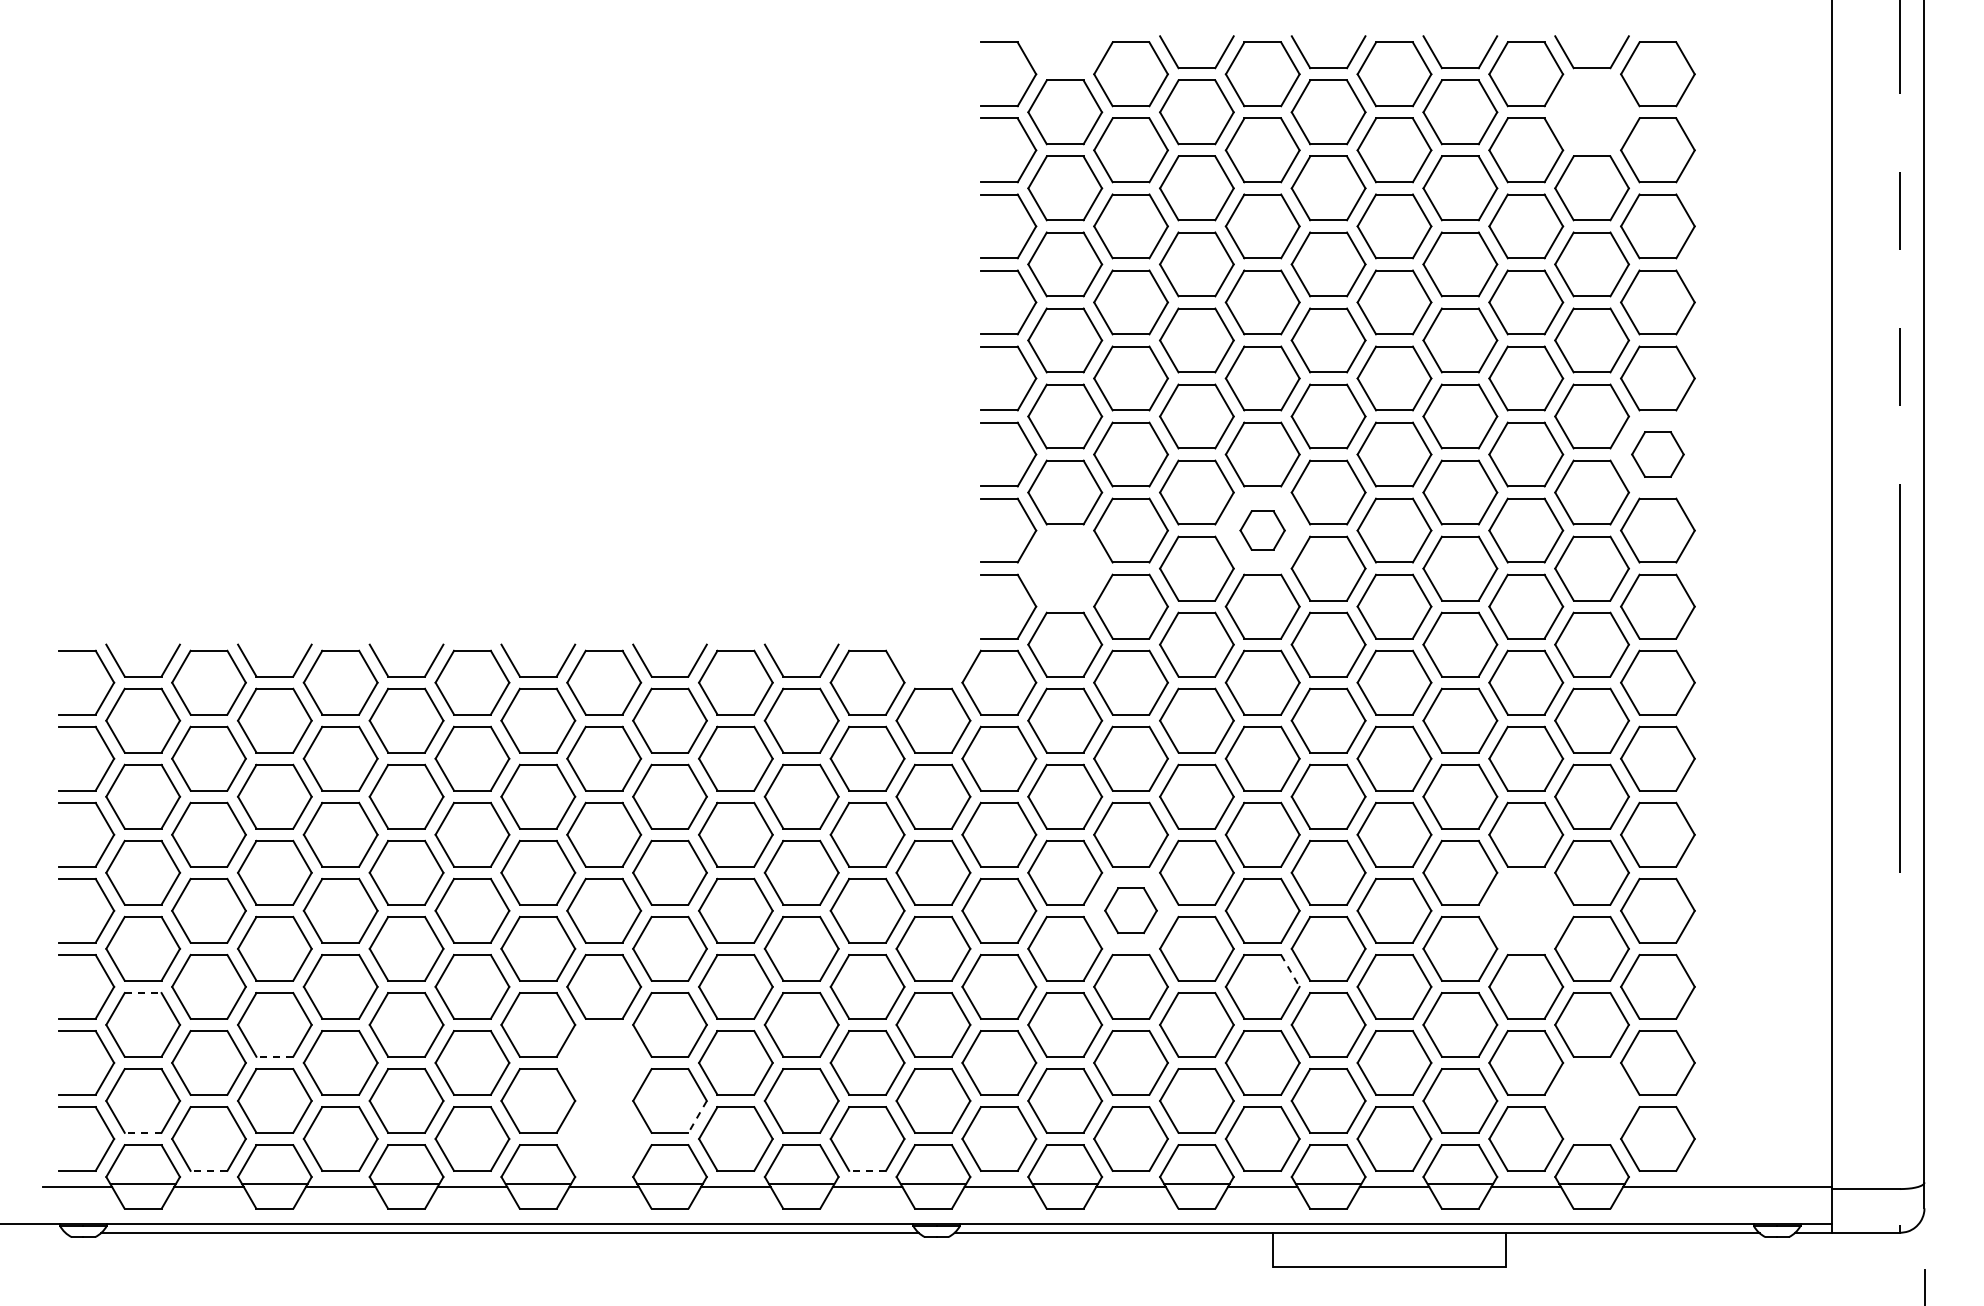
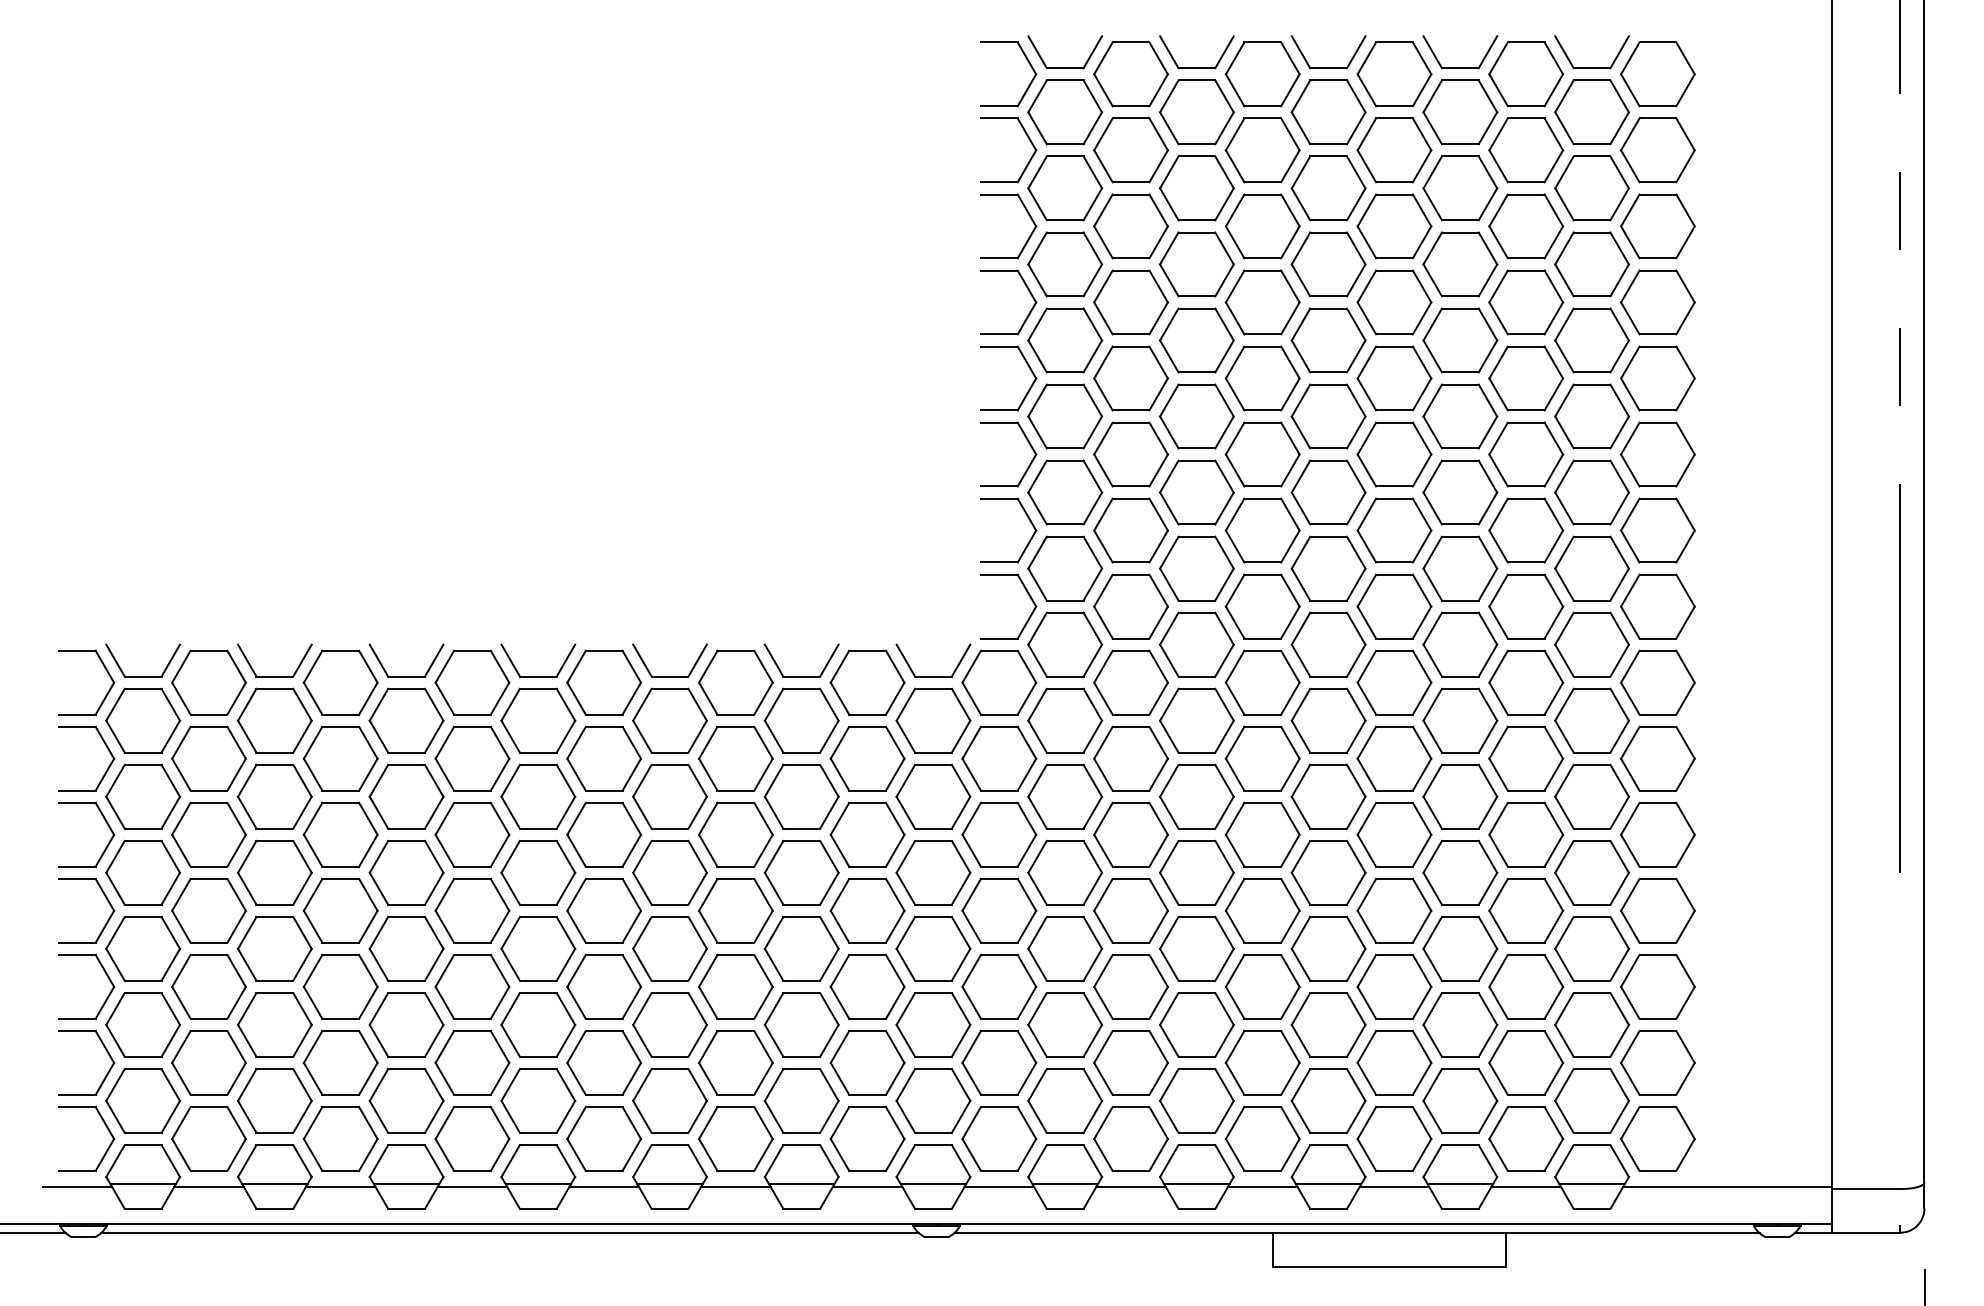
part: none -> present (1064, 67)
part: none -> present (1591, 112)
part size: 54x47 px -> 76x67 px (1657, 454)
part size: 47x41 px -> 77x67 px (1262, 530)
part: none -> present (1065, 568)
part: none -> present (933, 676)
part size: 54x48 px -> 76x67 px (1130, 910)
part: none -> present (1526, 910)
line: dashed -> solid (1290, 971)
line: dashed -> solid (143, 993)
line: dashed -> solid (274, 1056)
part: none -> present (604, 1062)
part: none -> present (1591, 1100)
line: dashed -> solid (697, 1117)
line: dashed -> solid (142, 1132)
part: none -> present (604, 1138)
line: dashed -> solid (208, 1170)
line: dashed -> solid (867, 1170)
line: none -> present (33, 1232)
